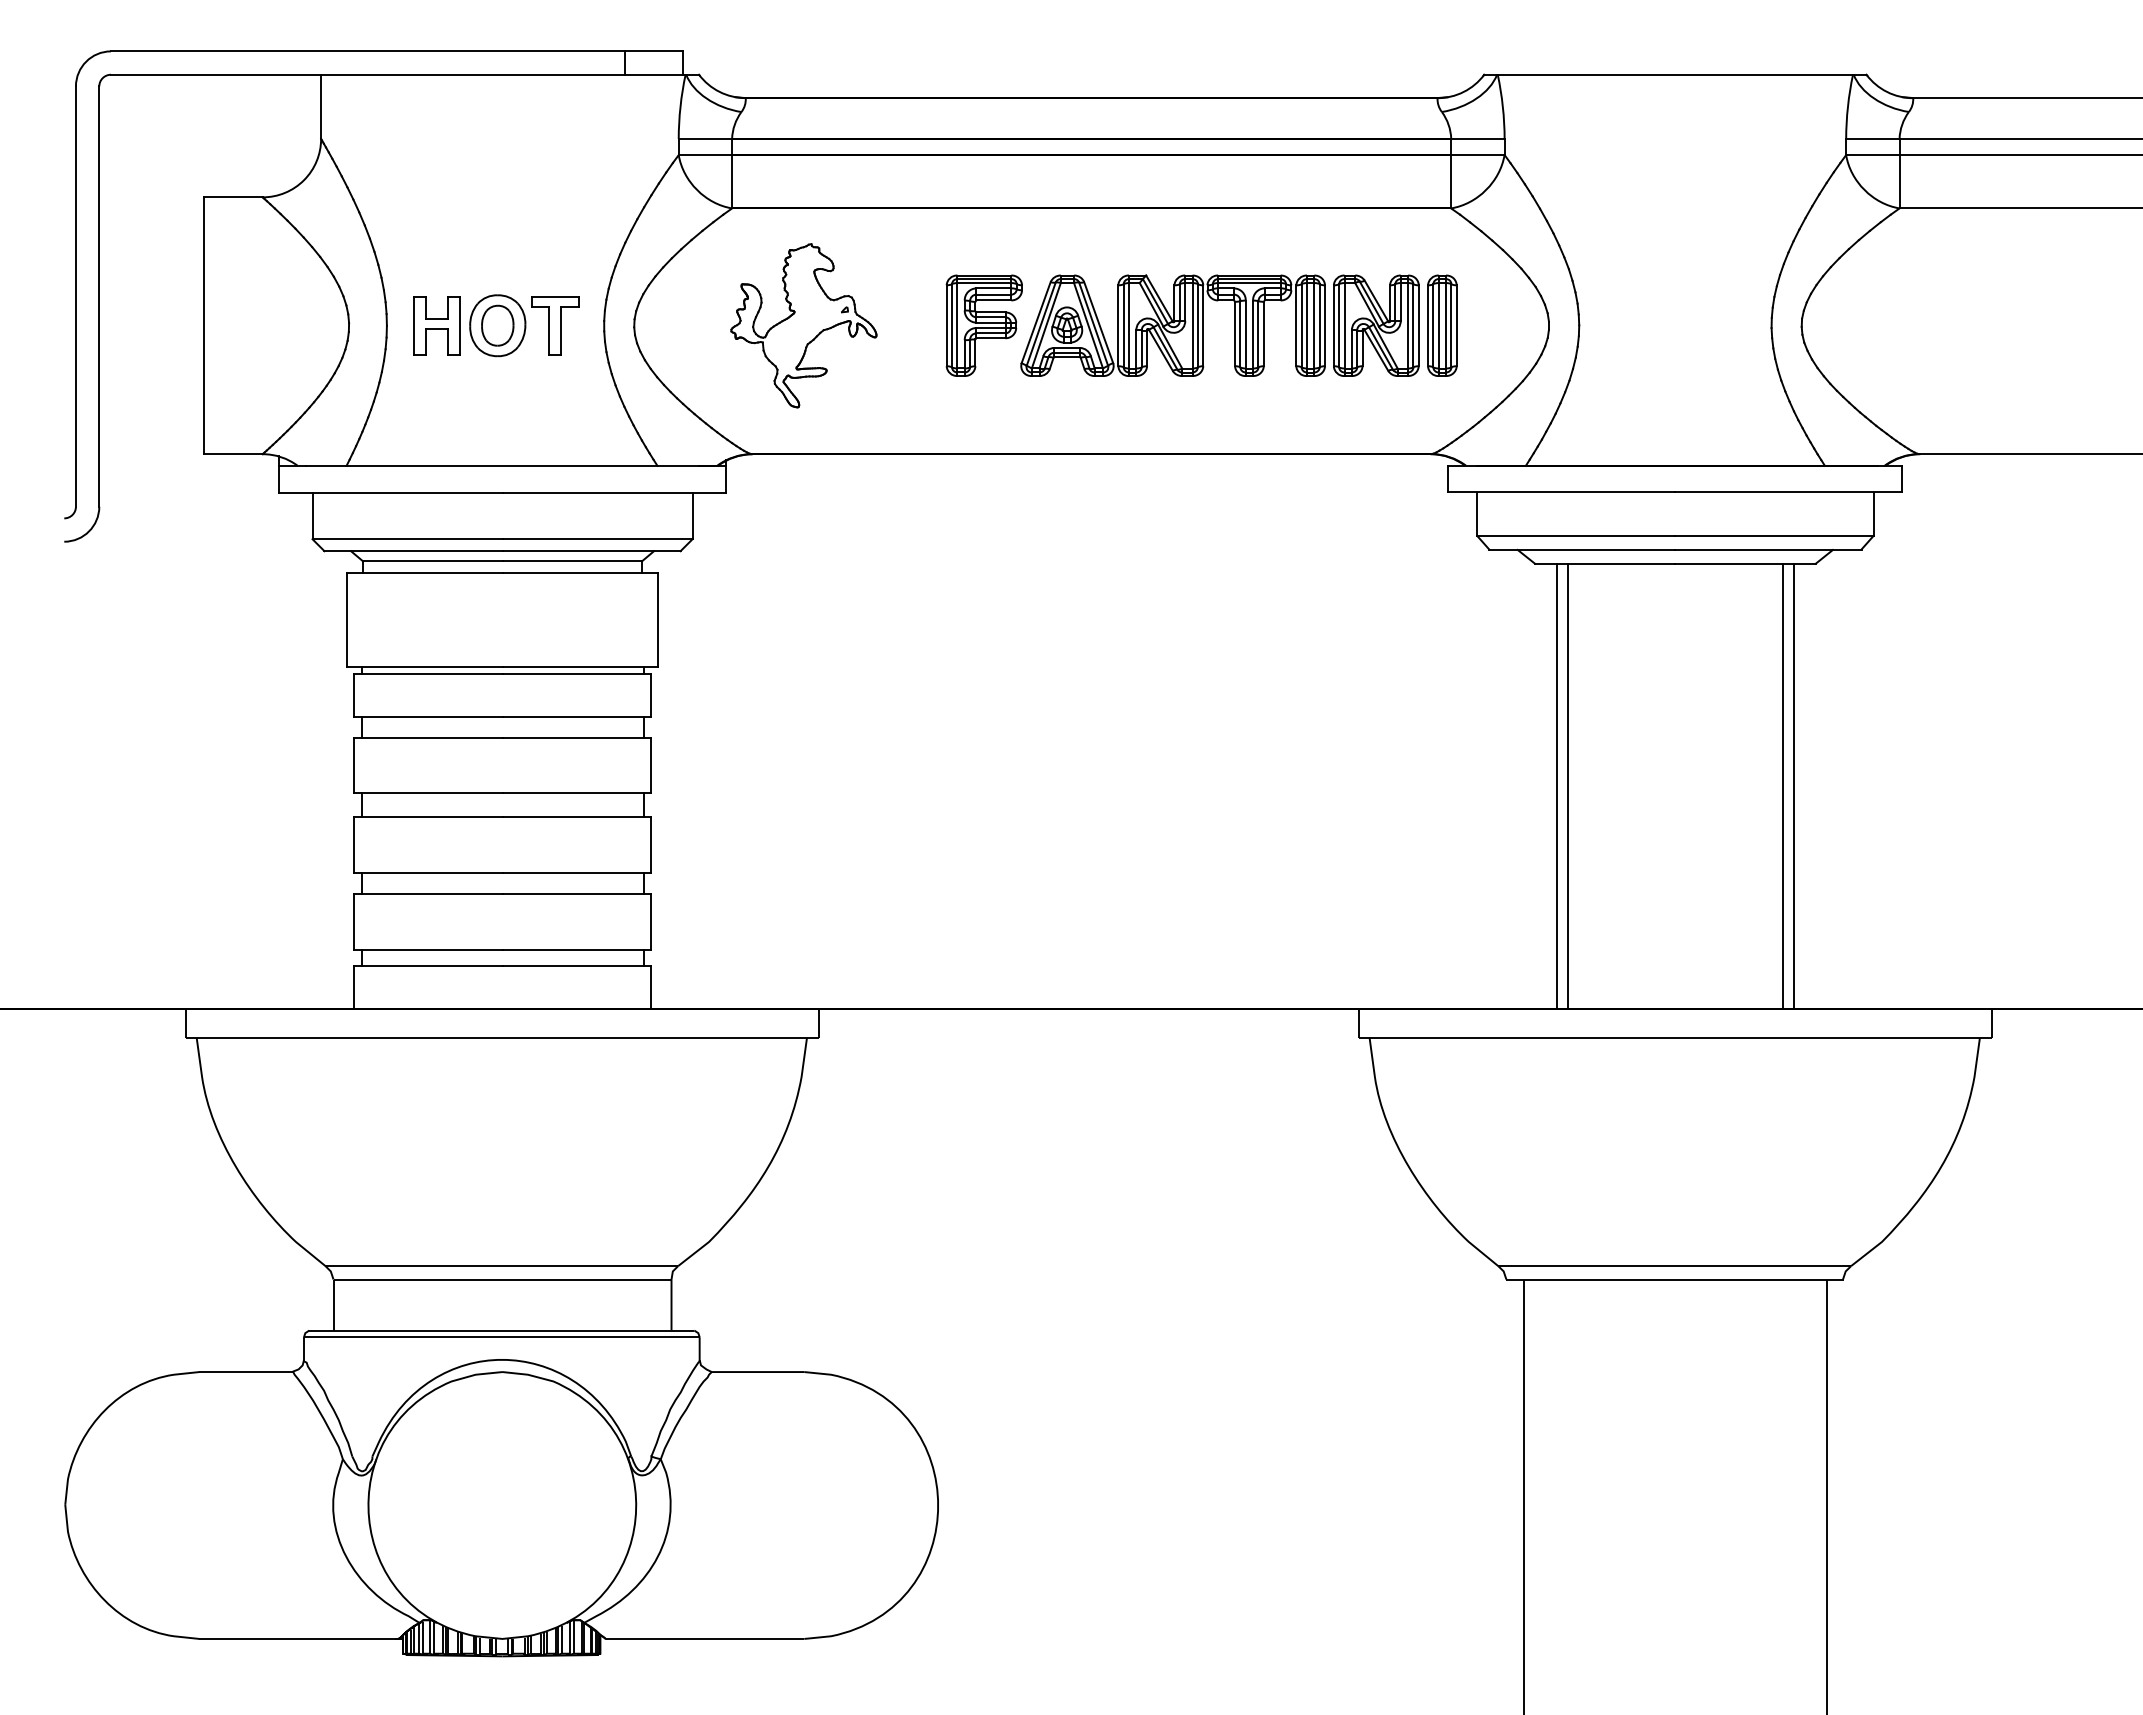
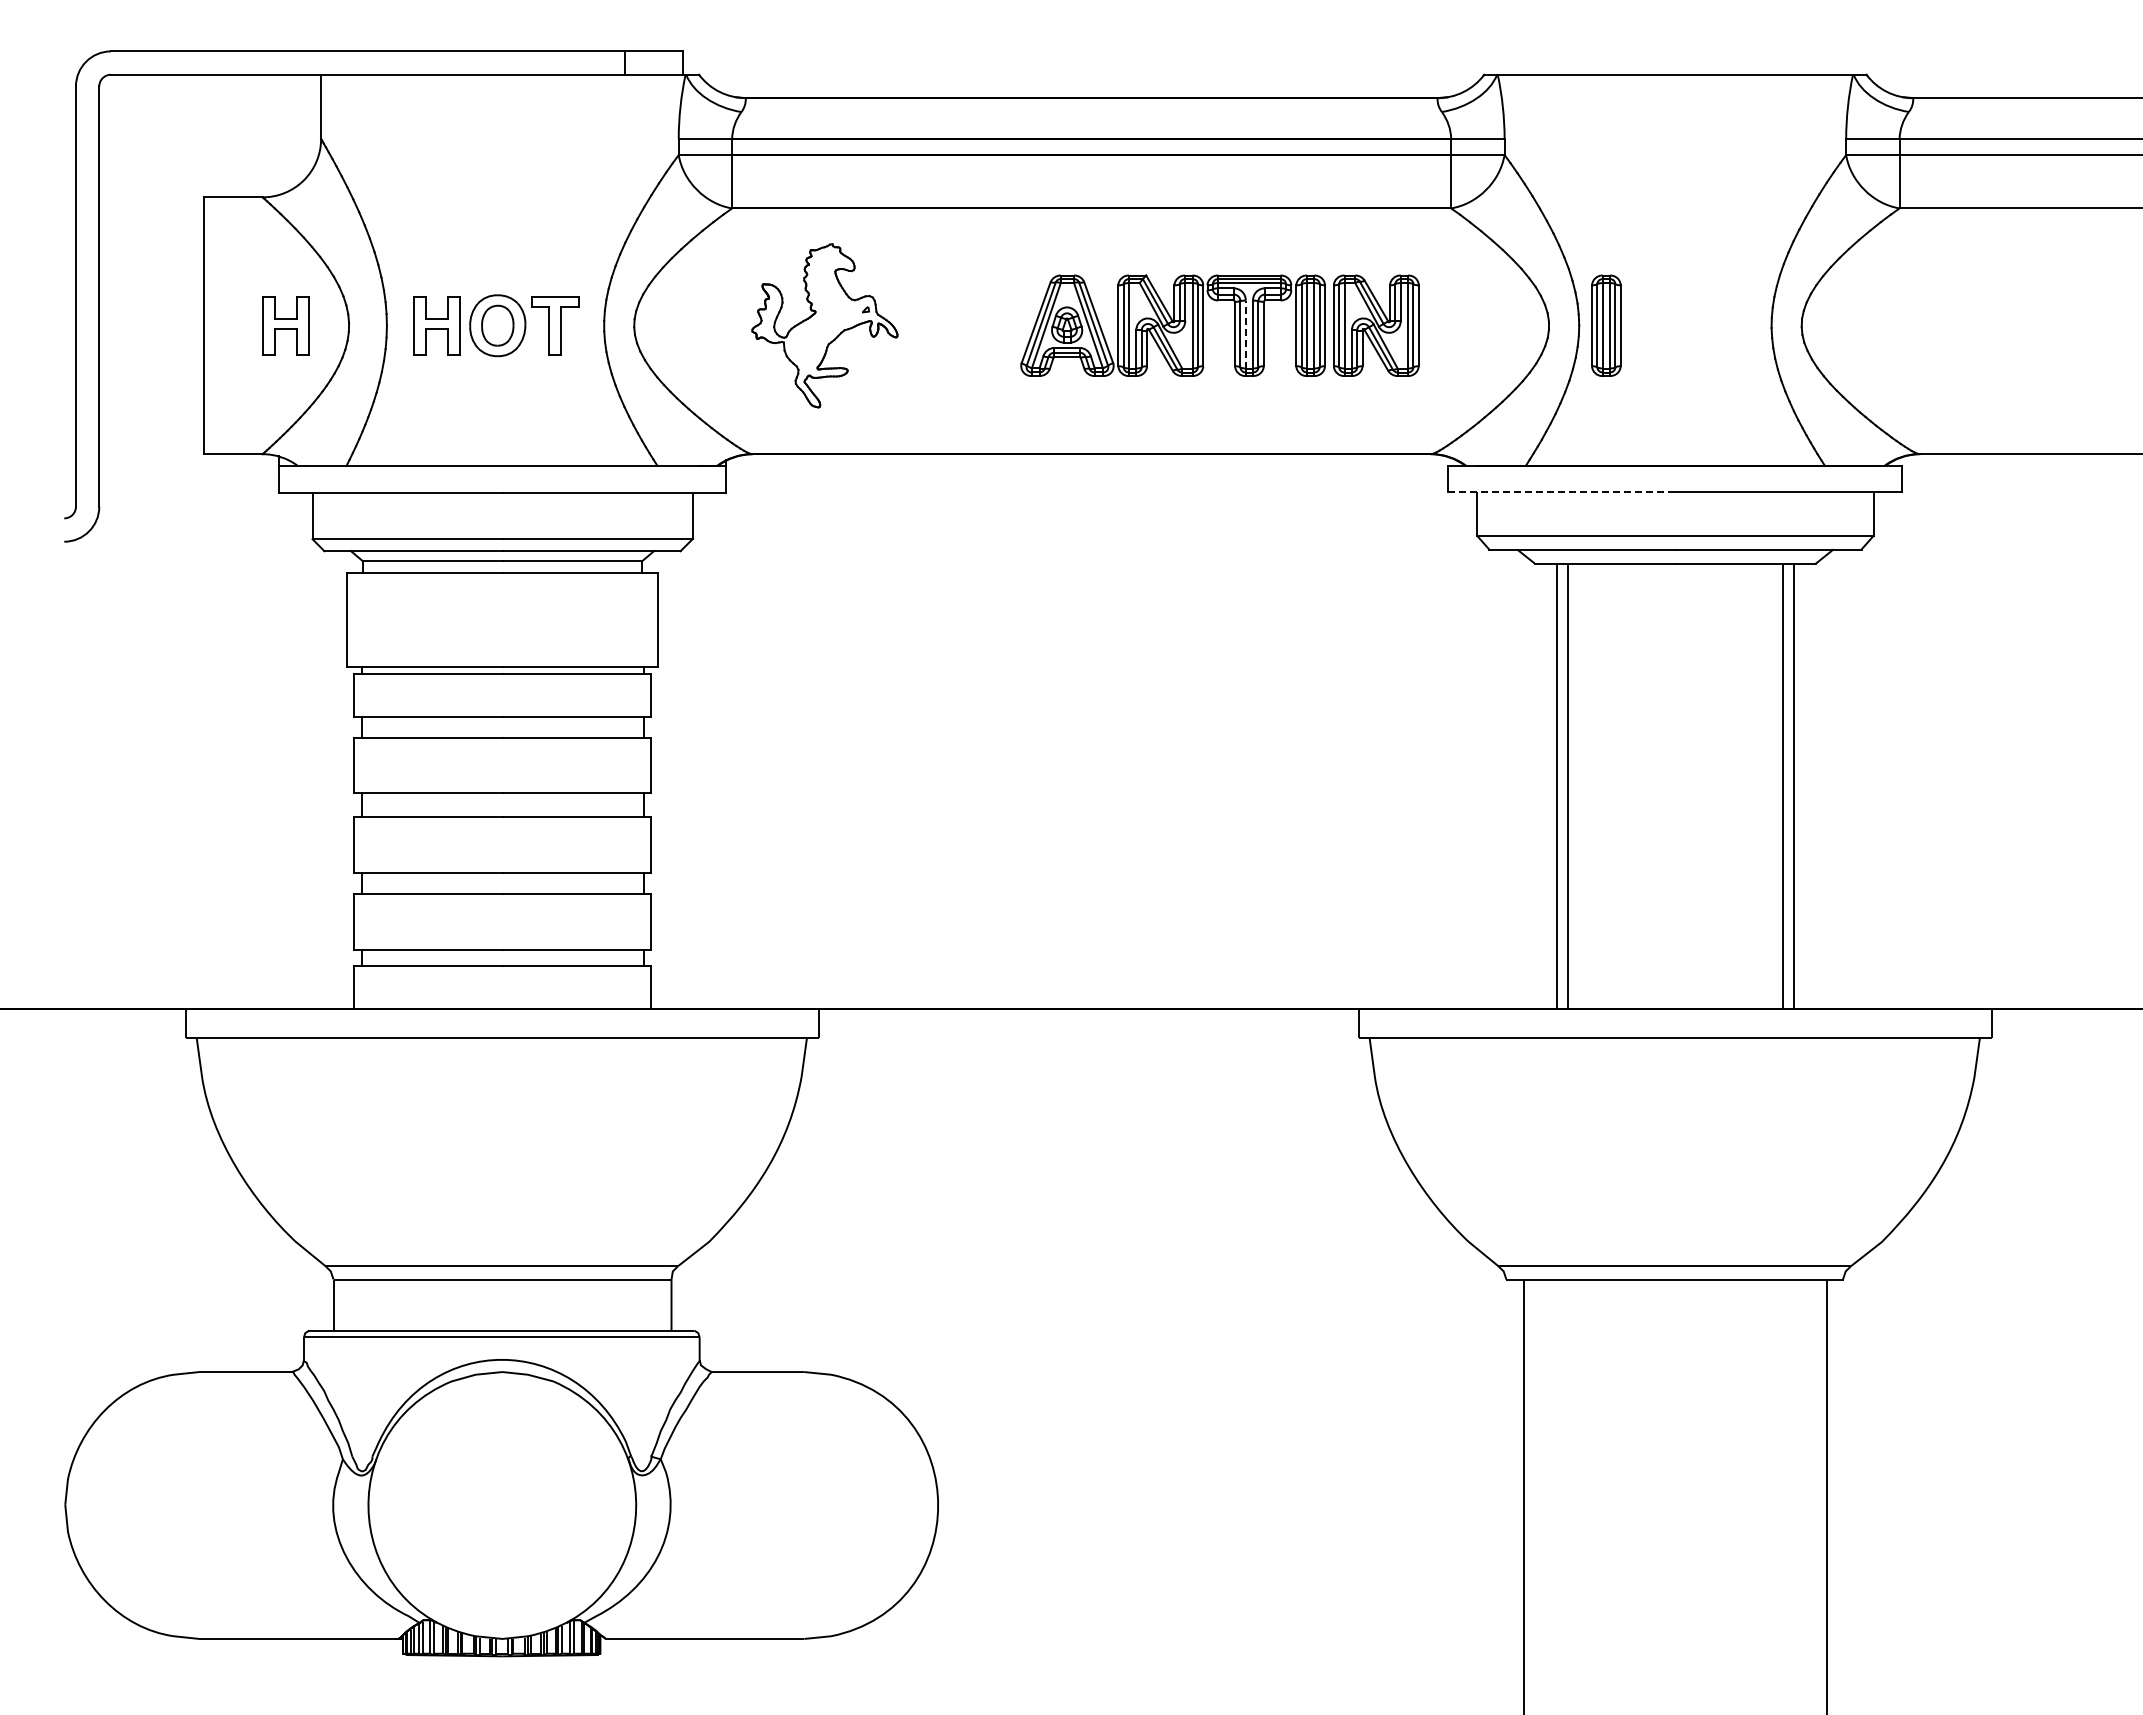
part: none -> present (285, 325)
part position: (803, 325) -> (824, 325) (824, 325)
part: present -> none (983, 325)
part position: (1442, 325) -> (1606, 325) (1606, 325)
line: solid -> dashed (1245, 334)
line: solid -> dashed (1561, 491)
